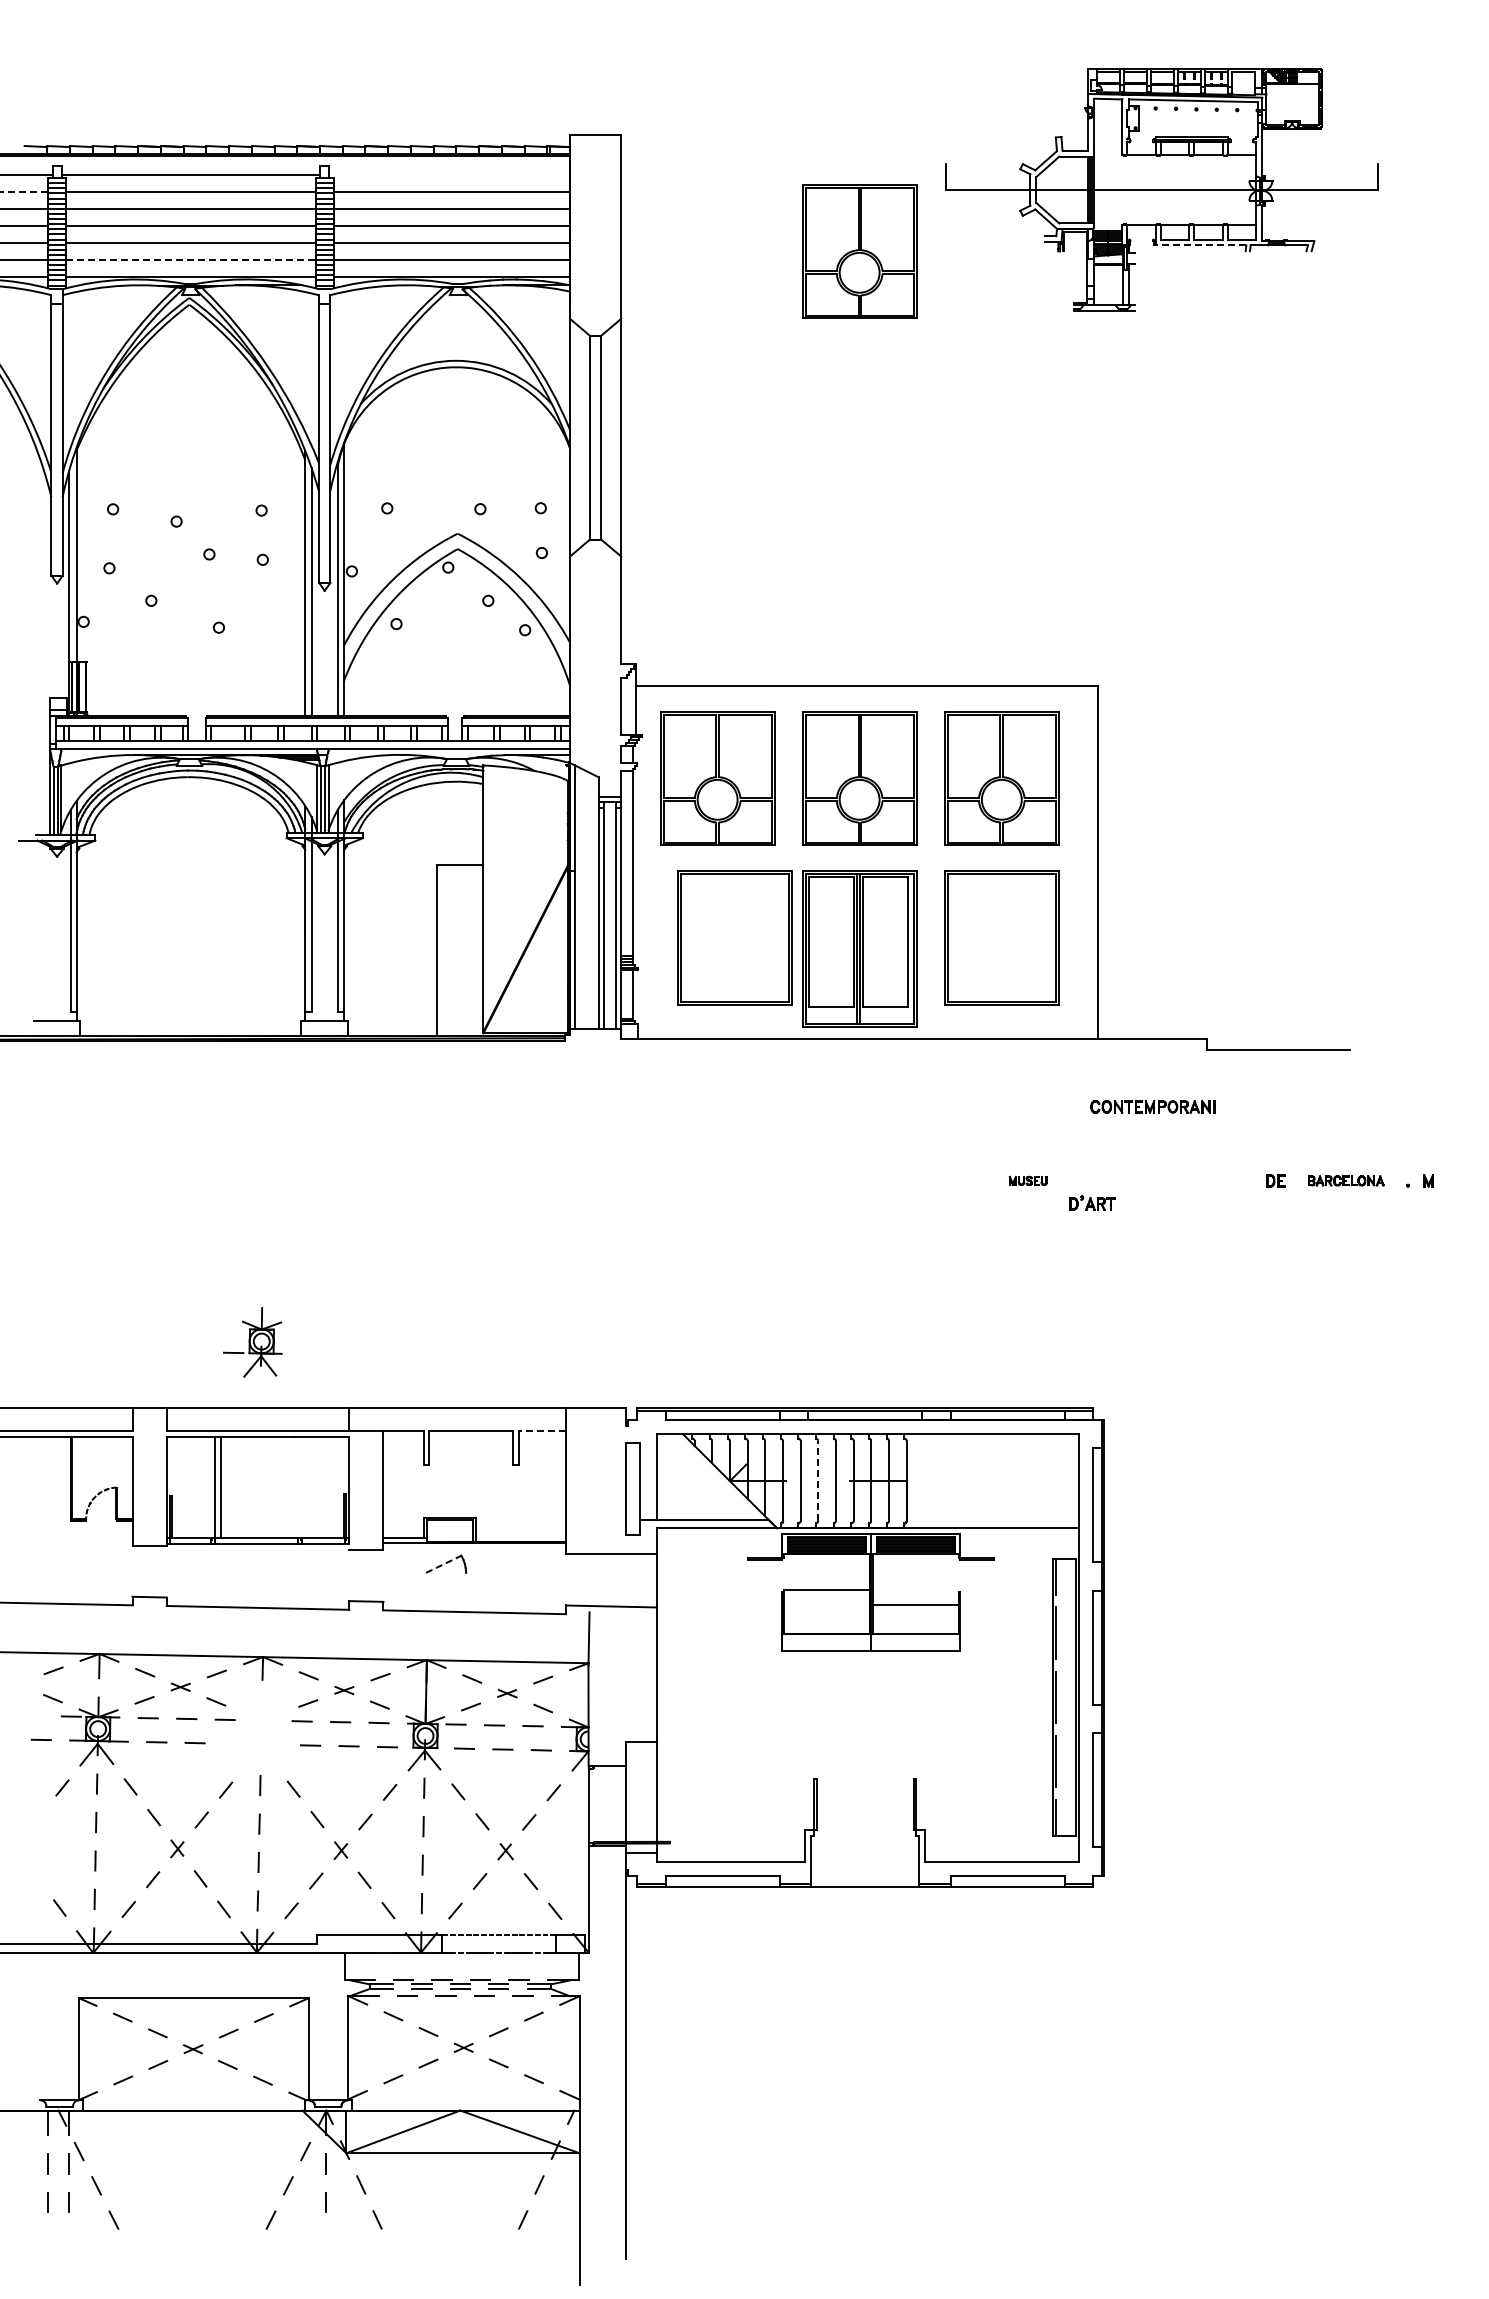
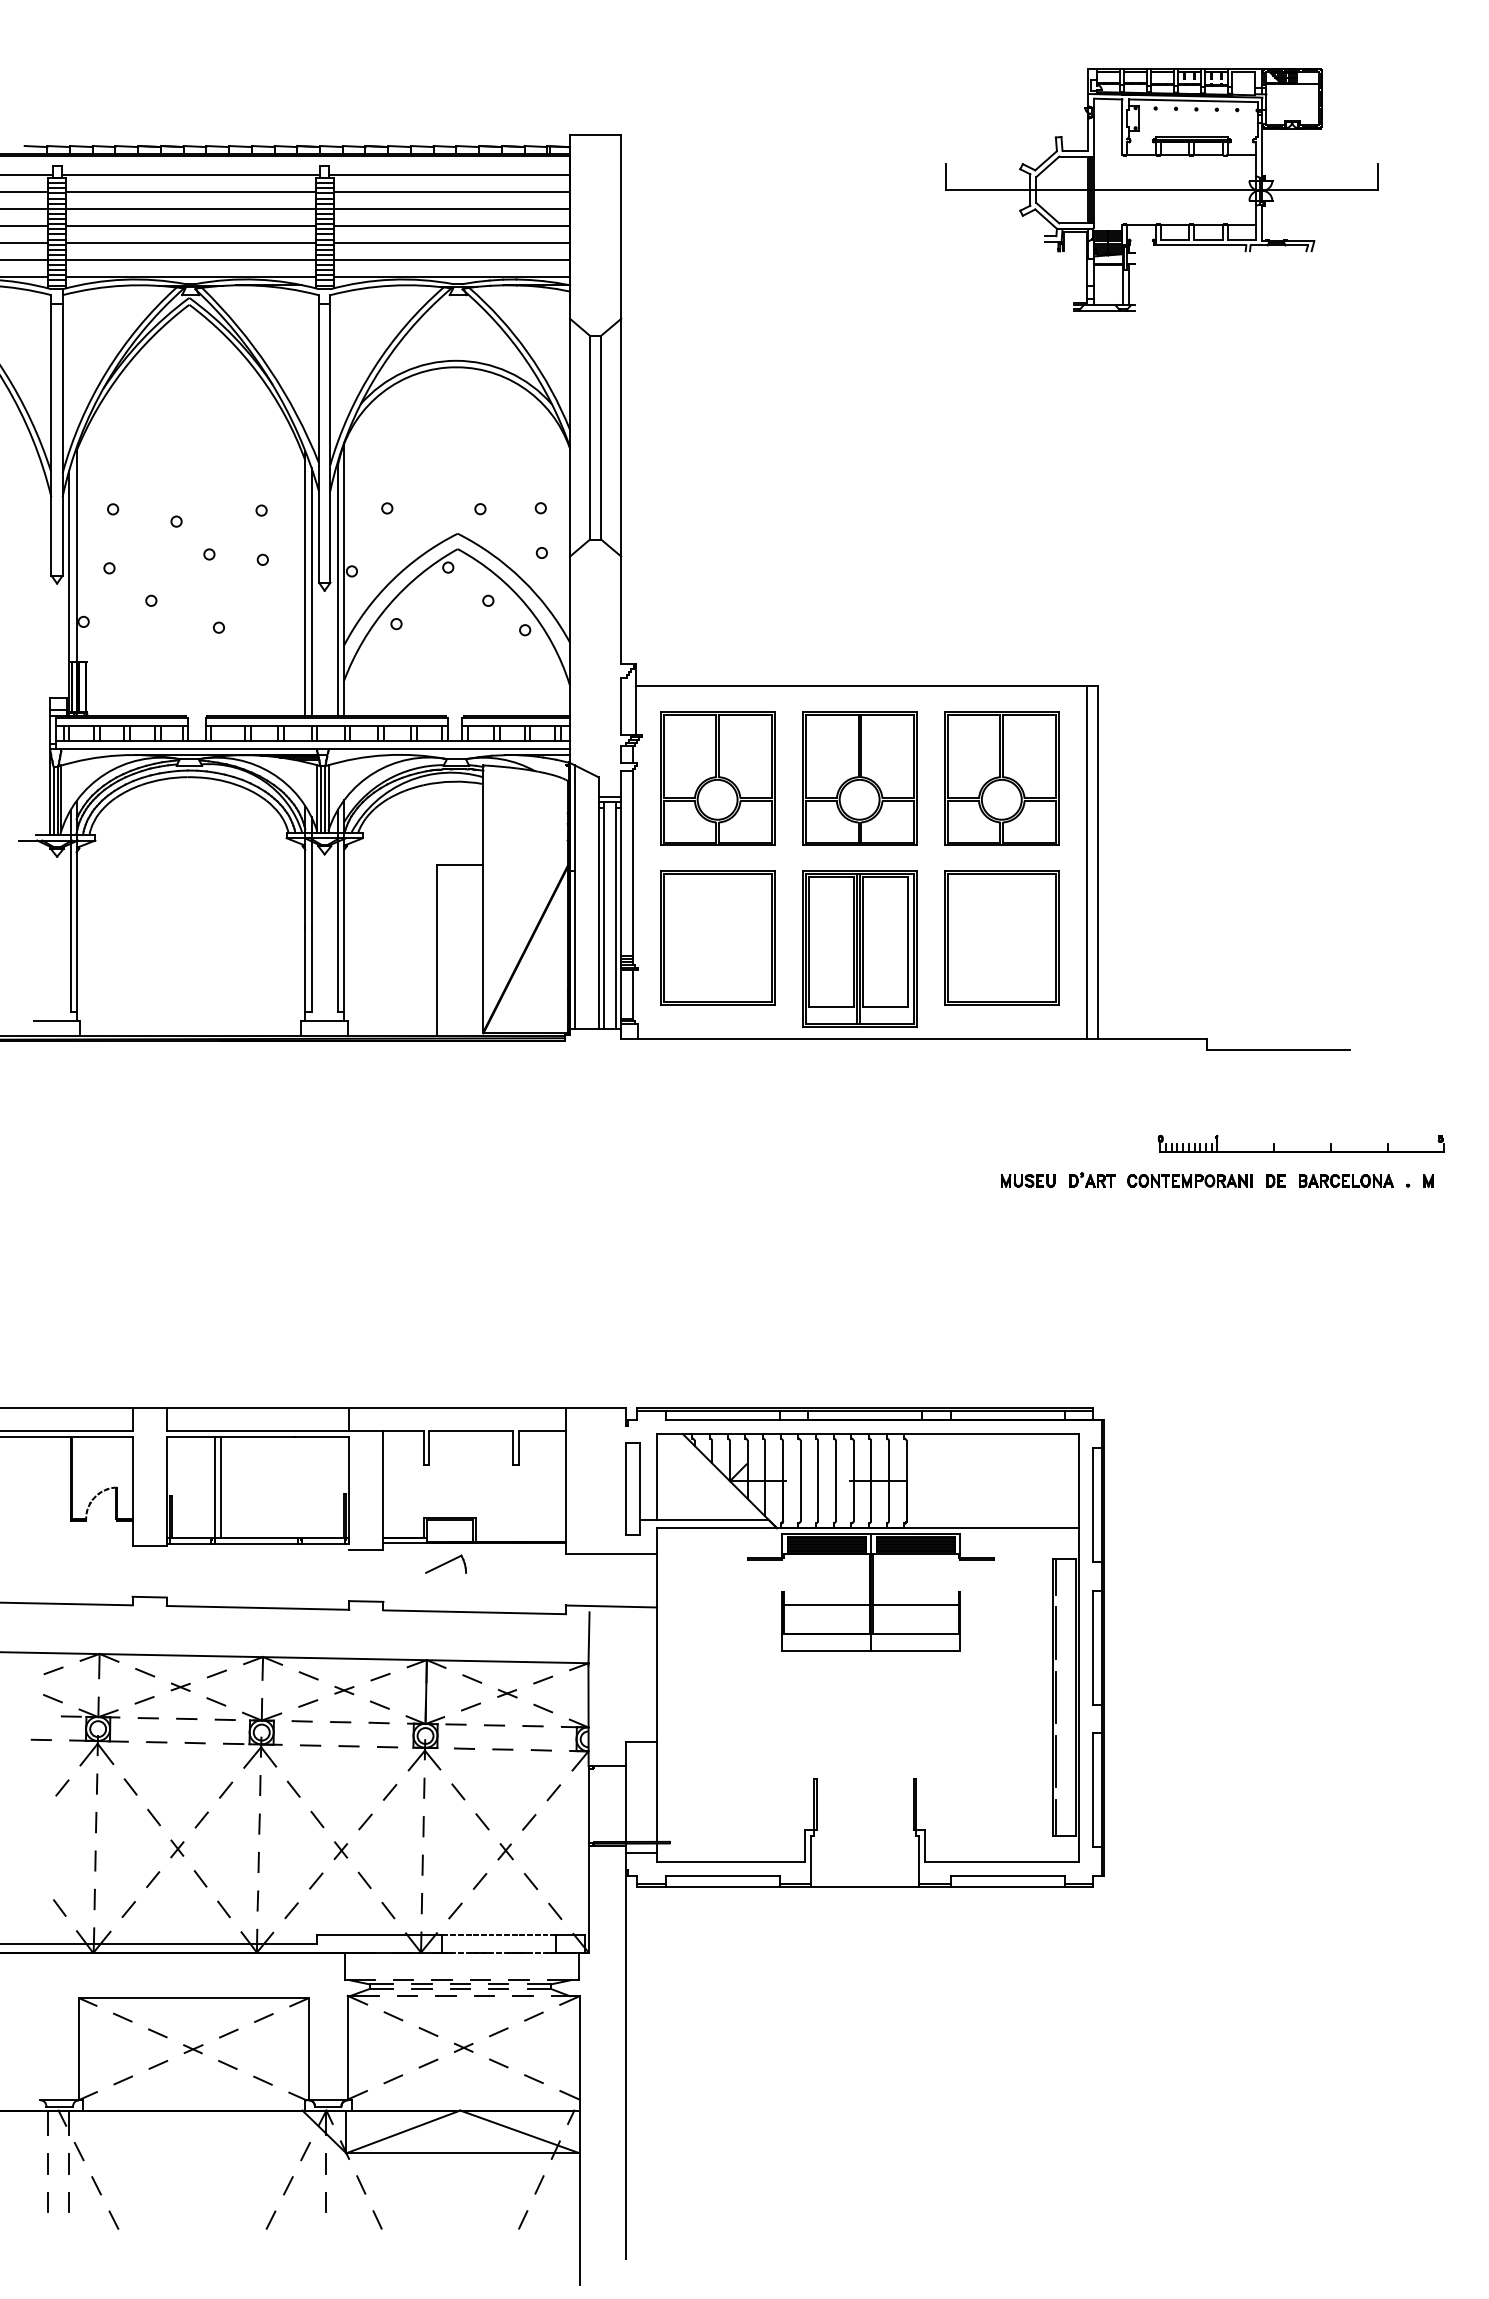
line: none -> present (449, 174)
line: dashed -> solid (24, 191)
line: dashed -> solid (1199, 245)
part: present -> none (859, 251)
line: dashed -> solid (190, 259)
line: none -> present (1087, 862)
part position: (734, 937) -> (717, 937) (717, 937)
part position: (1152, 1106) -> (1189, 1180) (1189, 1180)
part: none -> present (1300, 1151)
part size: 40x11 px -> 55x14 px (1028, 1180)
part size: 77x12 px -> 95x14 px (1346, 1180)
part position: (1092, 1202) -> (1092, 1179) (1092, 1179)
part position: (252, 1342) -> (252, 1733) (252, 1733)
line: dashed -> solid (541, 1431)
line: dashed -> solid (818, 1480)
line: dashed -> solid (443, 1564)
line position: (826, 1590) -> (826, 1605) (826, 1605)
